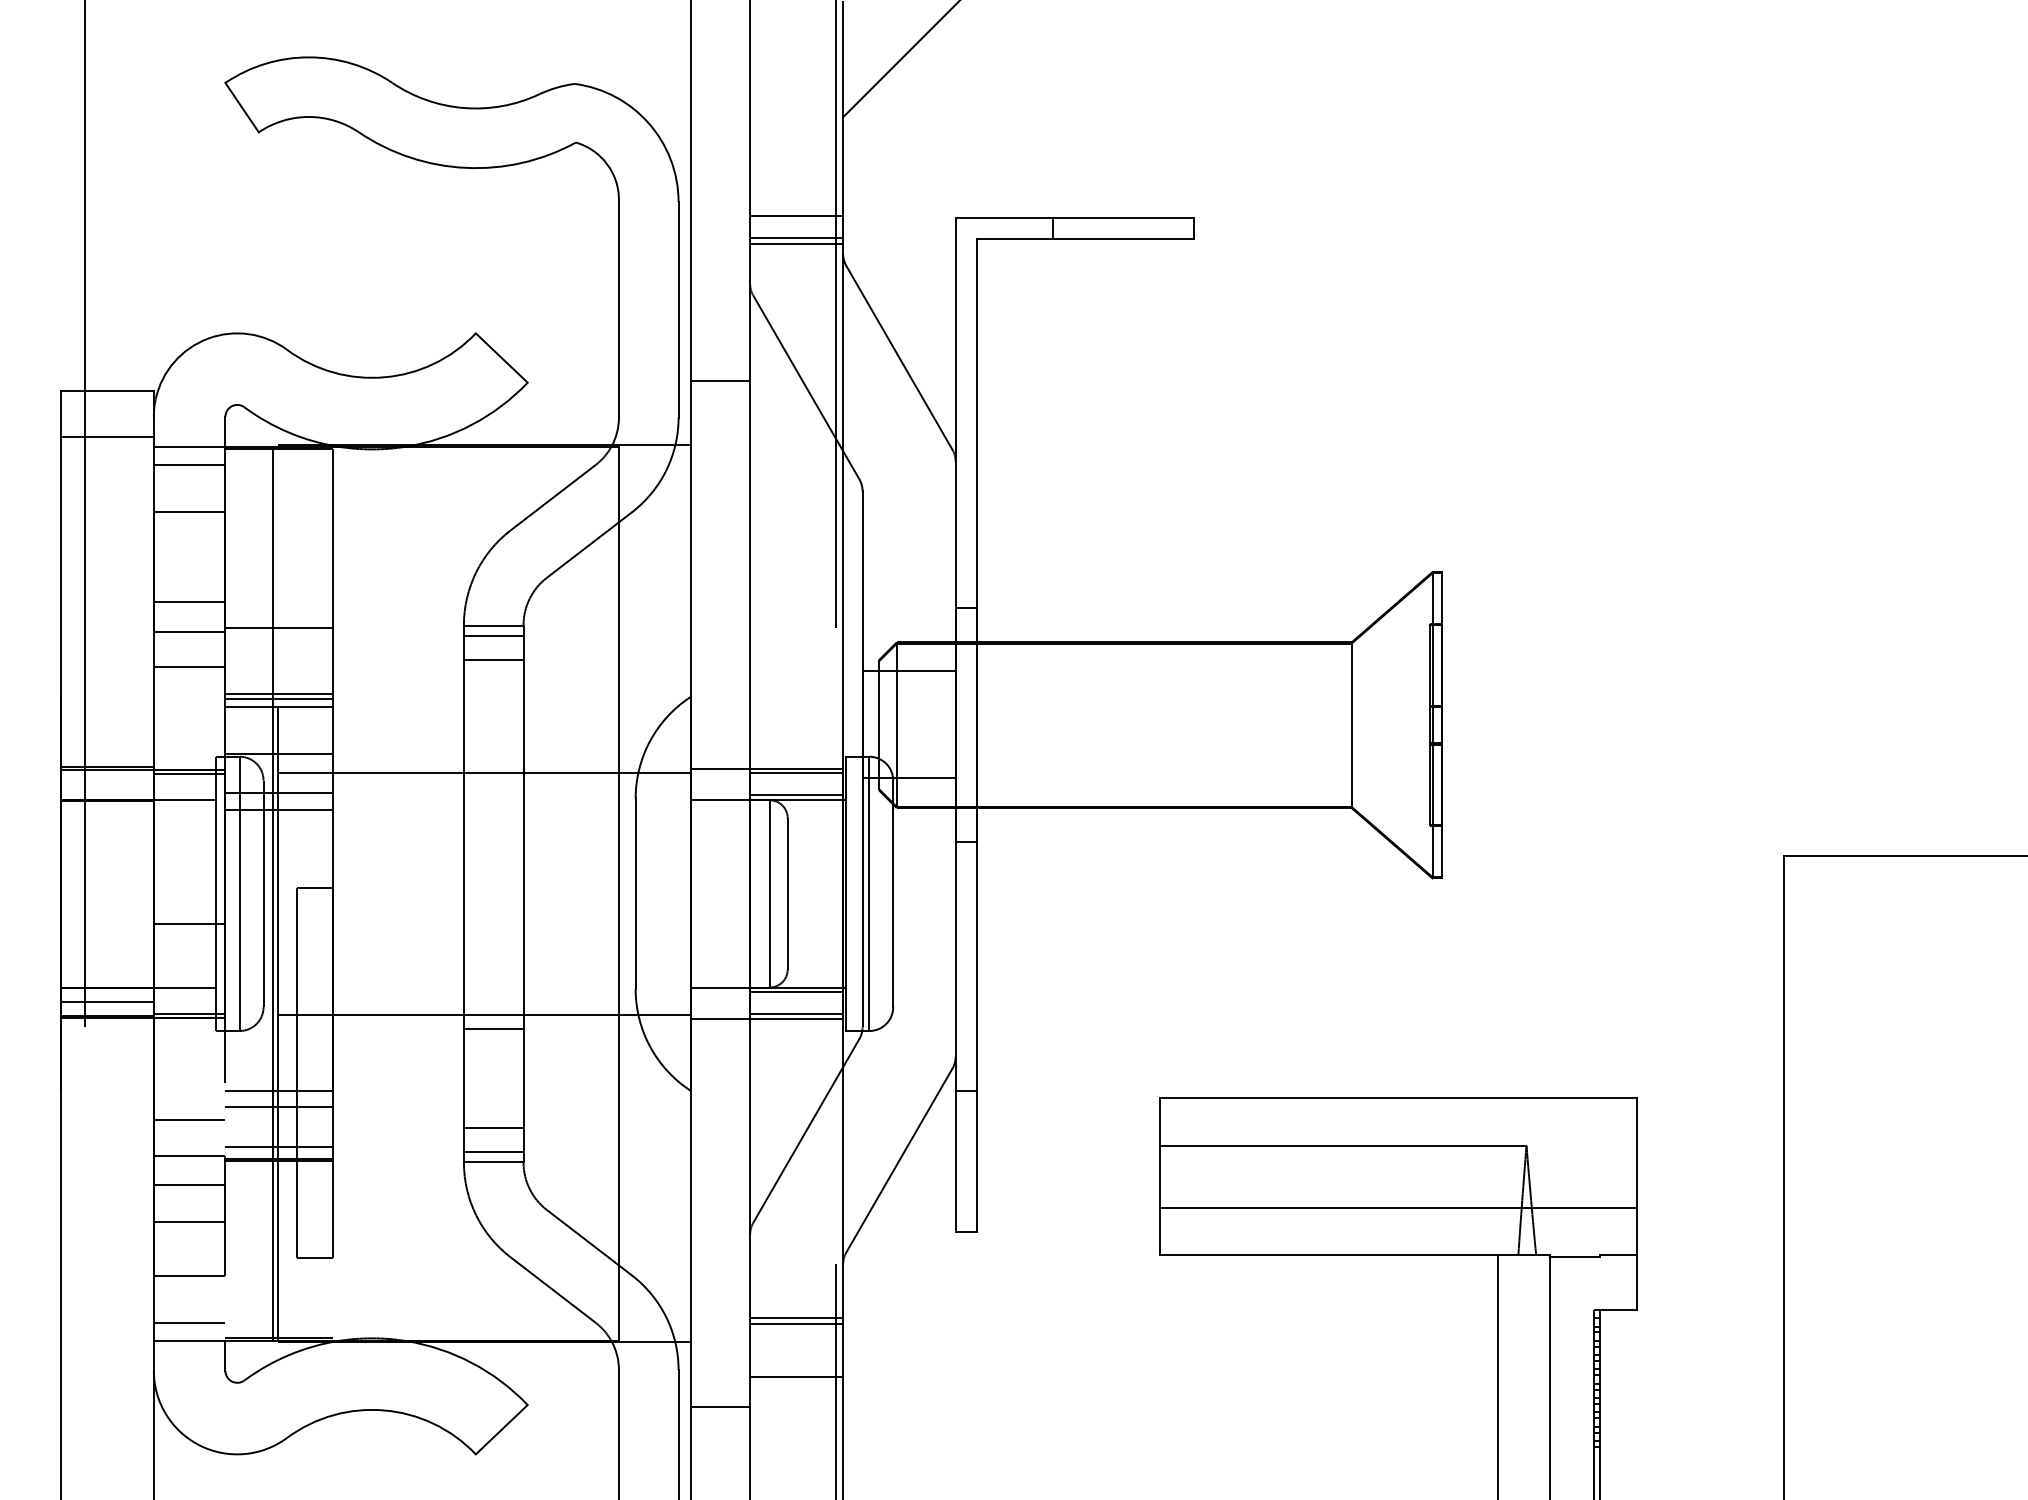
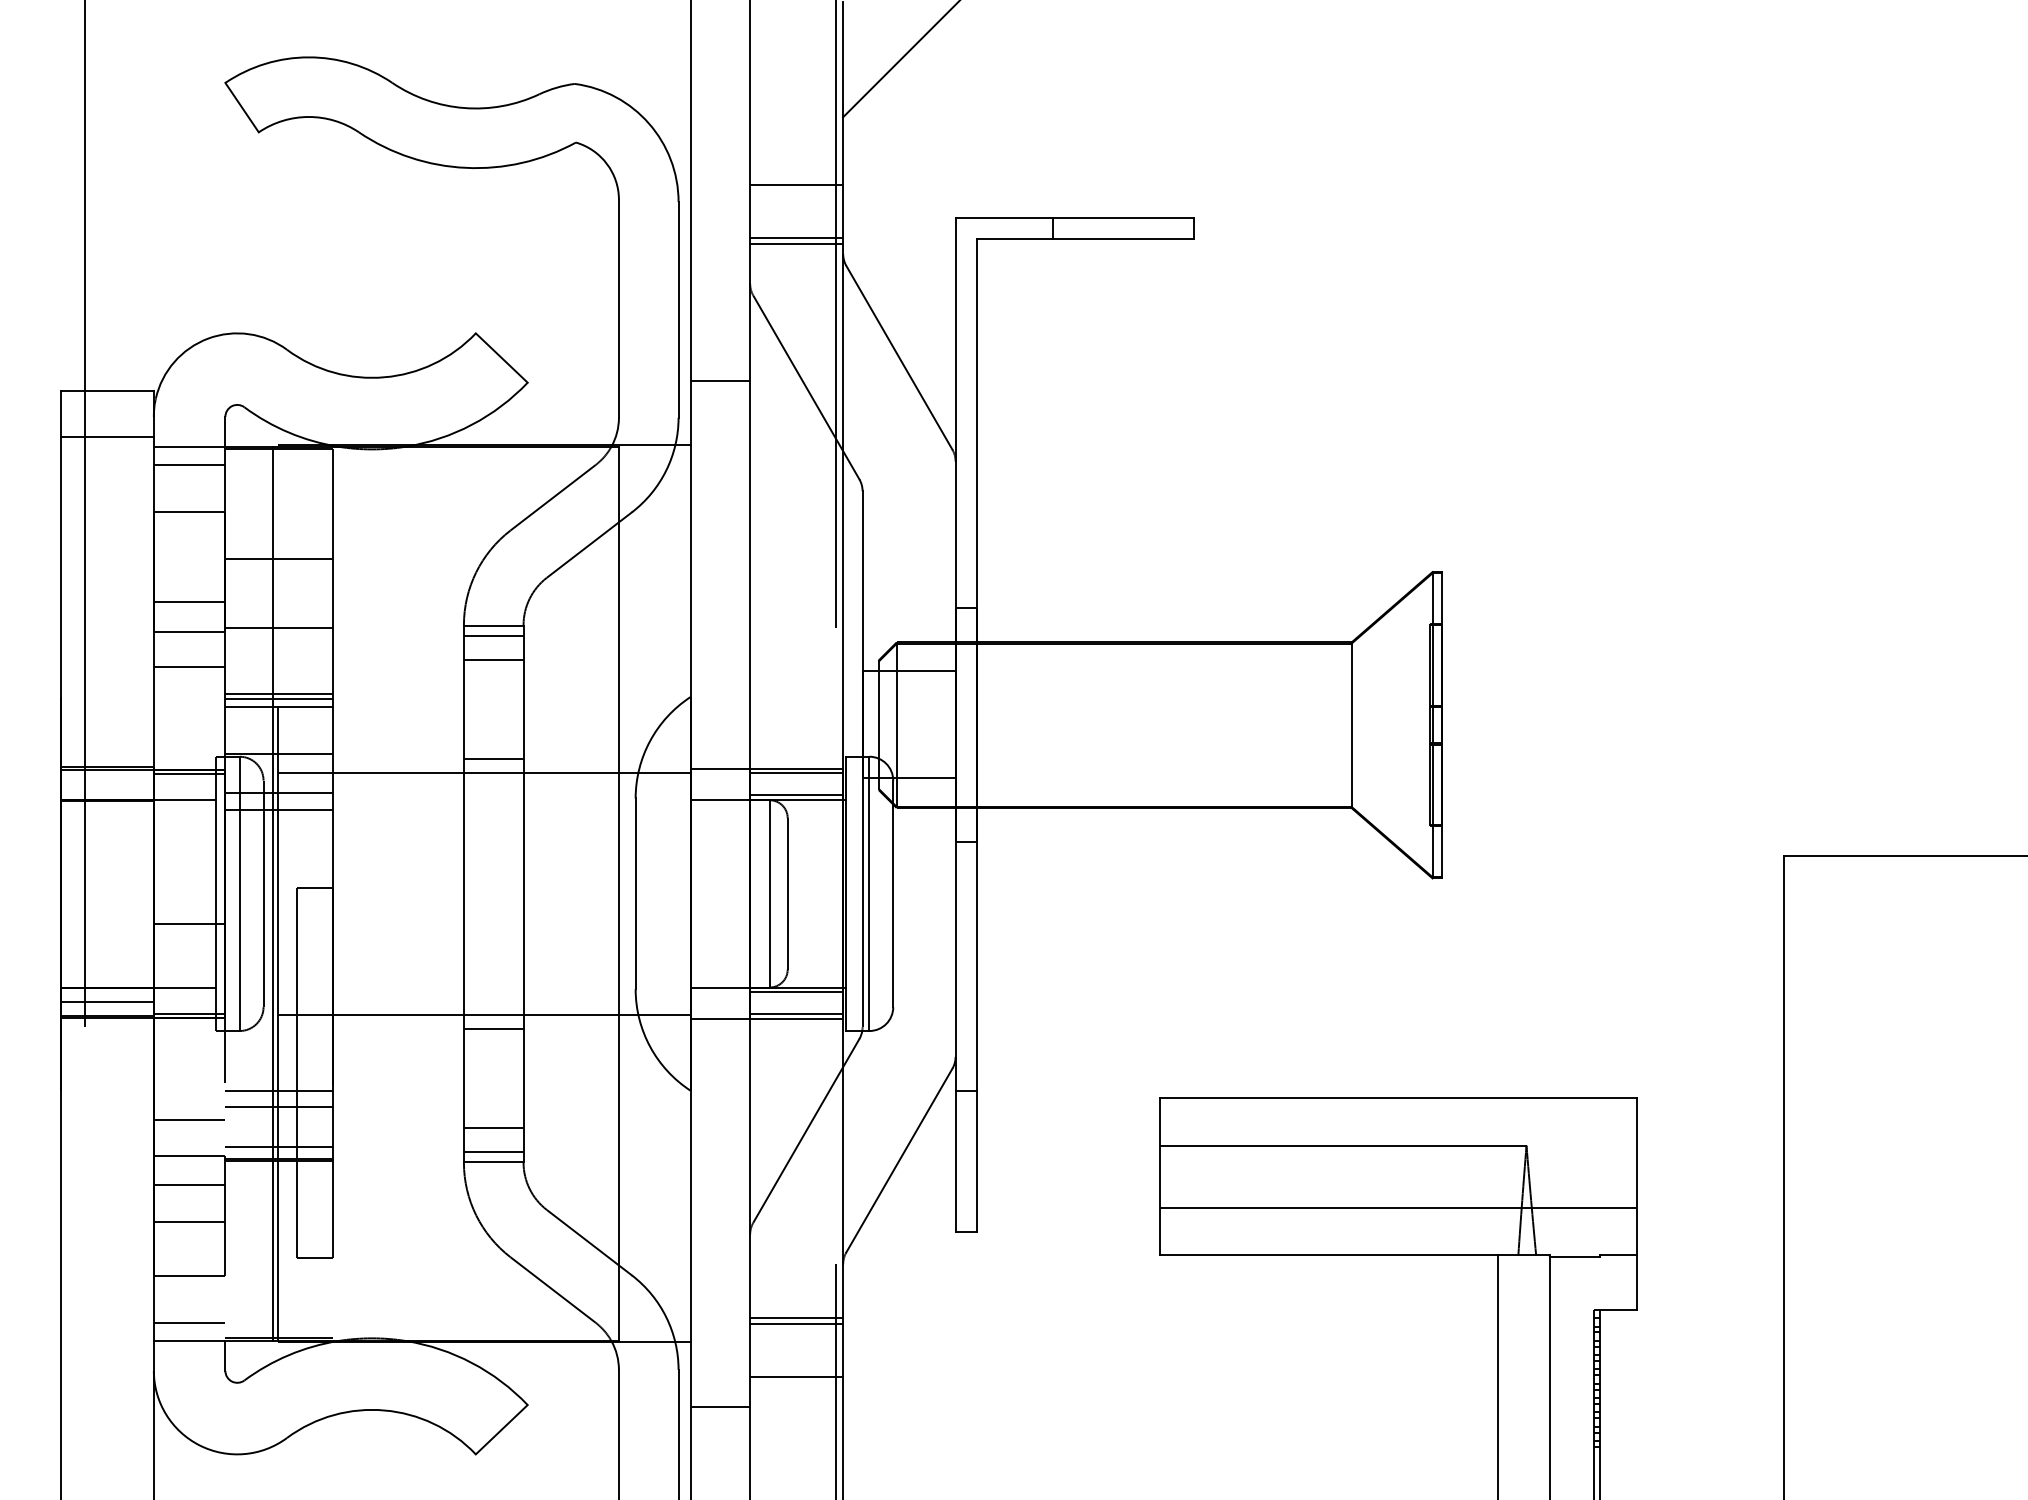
line position: (796, 215) -> (796, 184) (796, 184)
line: none -> present (278, 558)
line: none -> present (493, 759)
